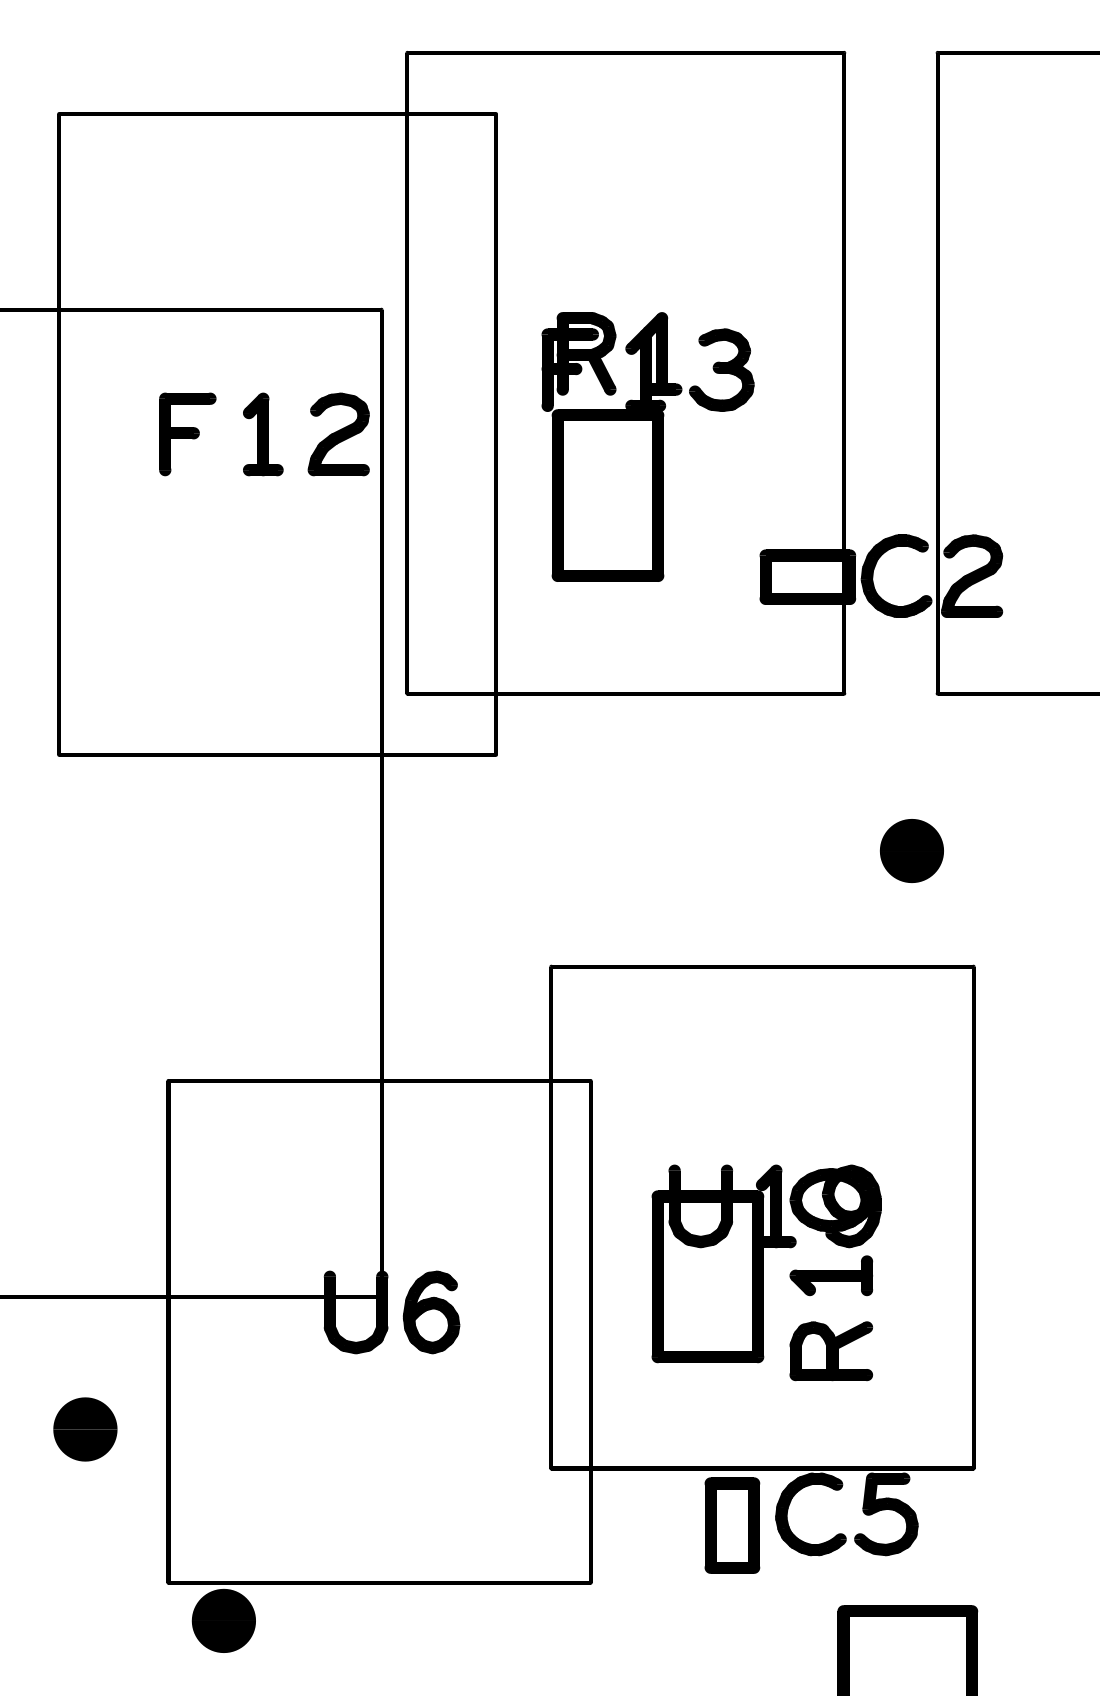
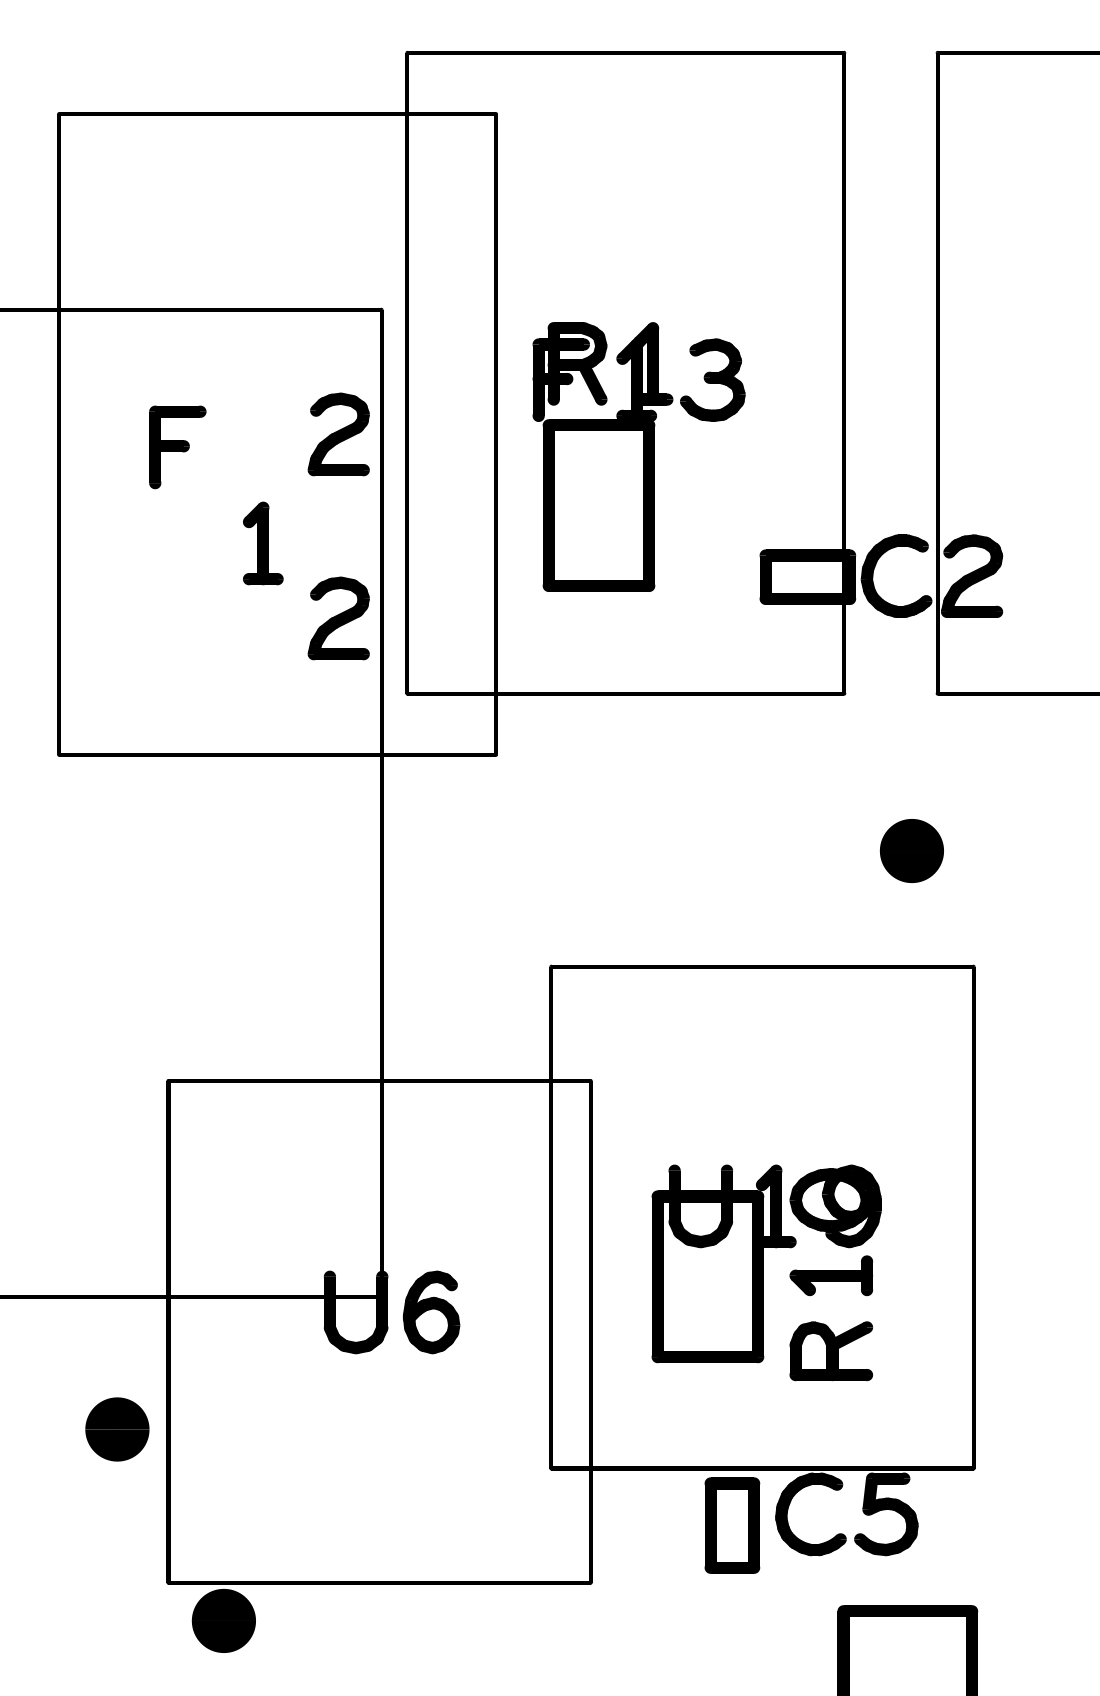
part position: (187, 434) -> (177, 447) (177, 447)
part position: (263, 434) -> (263, 543) (263, 543)
part position: (647, 446) -> (638, 456) (638, 456)
part: none -> present (338, 618)
part position: (85, 1429) -> (117, 1429) (117, 1429)
